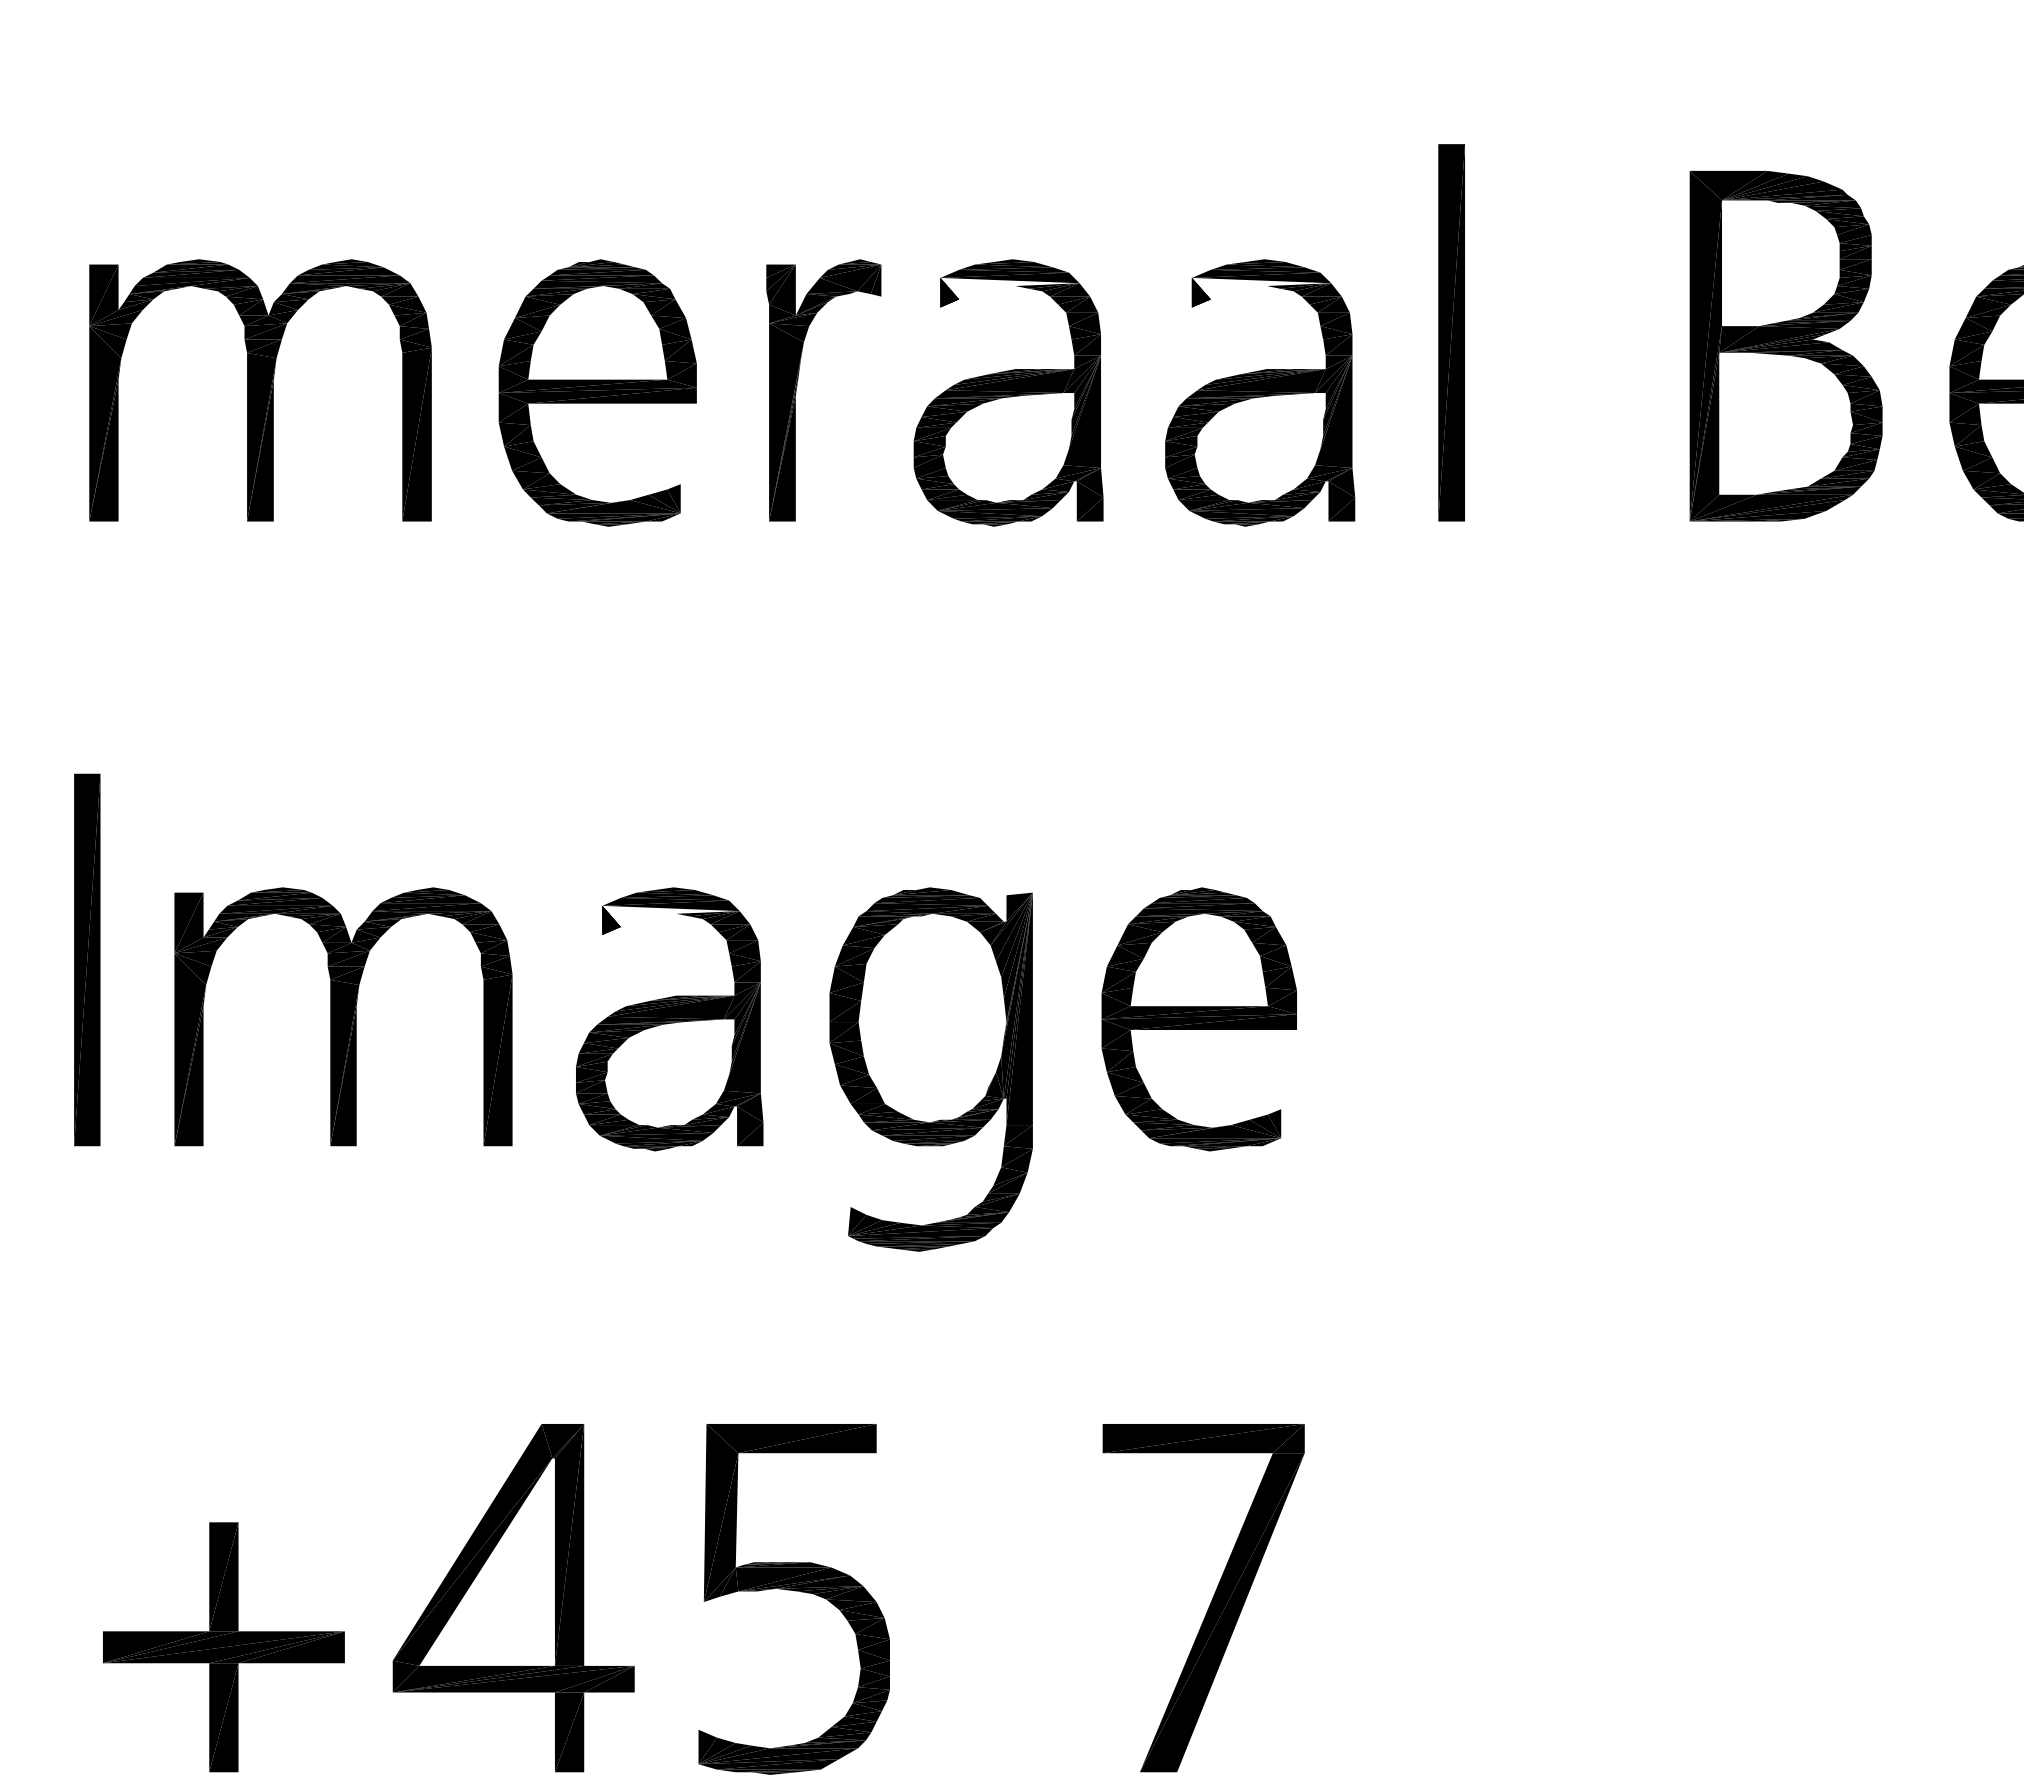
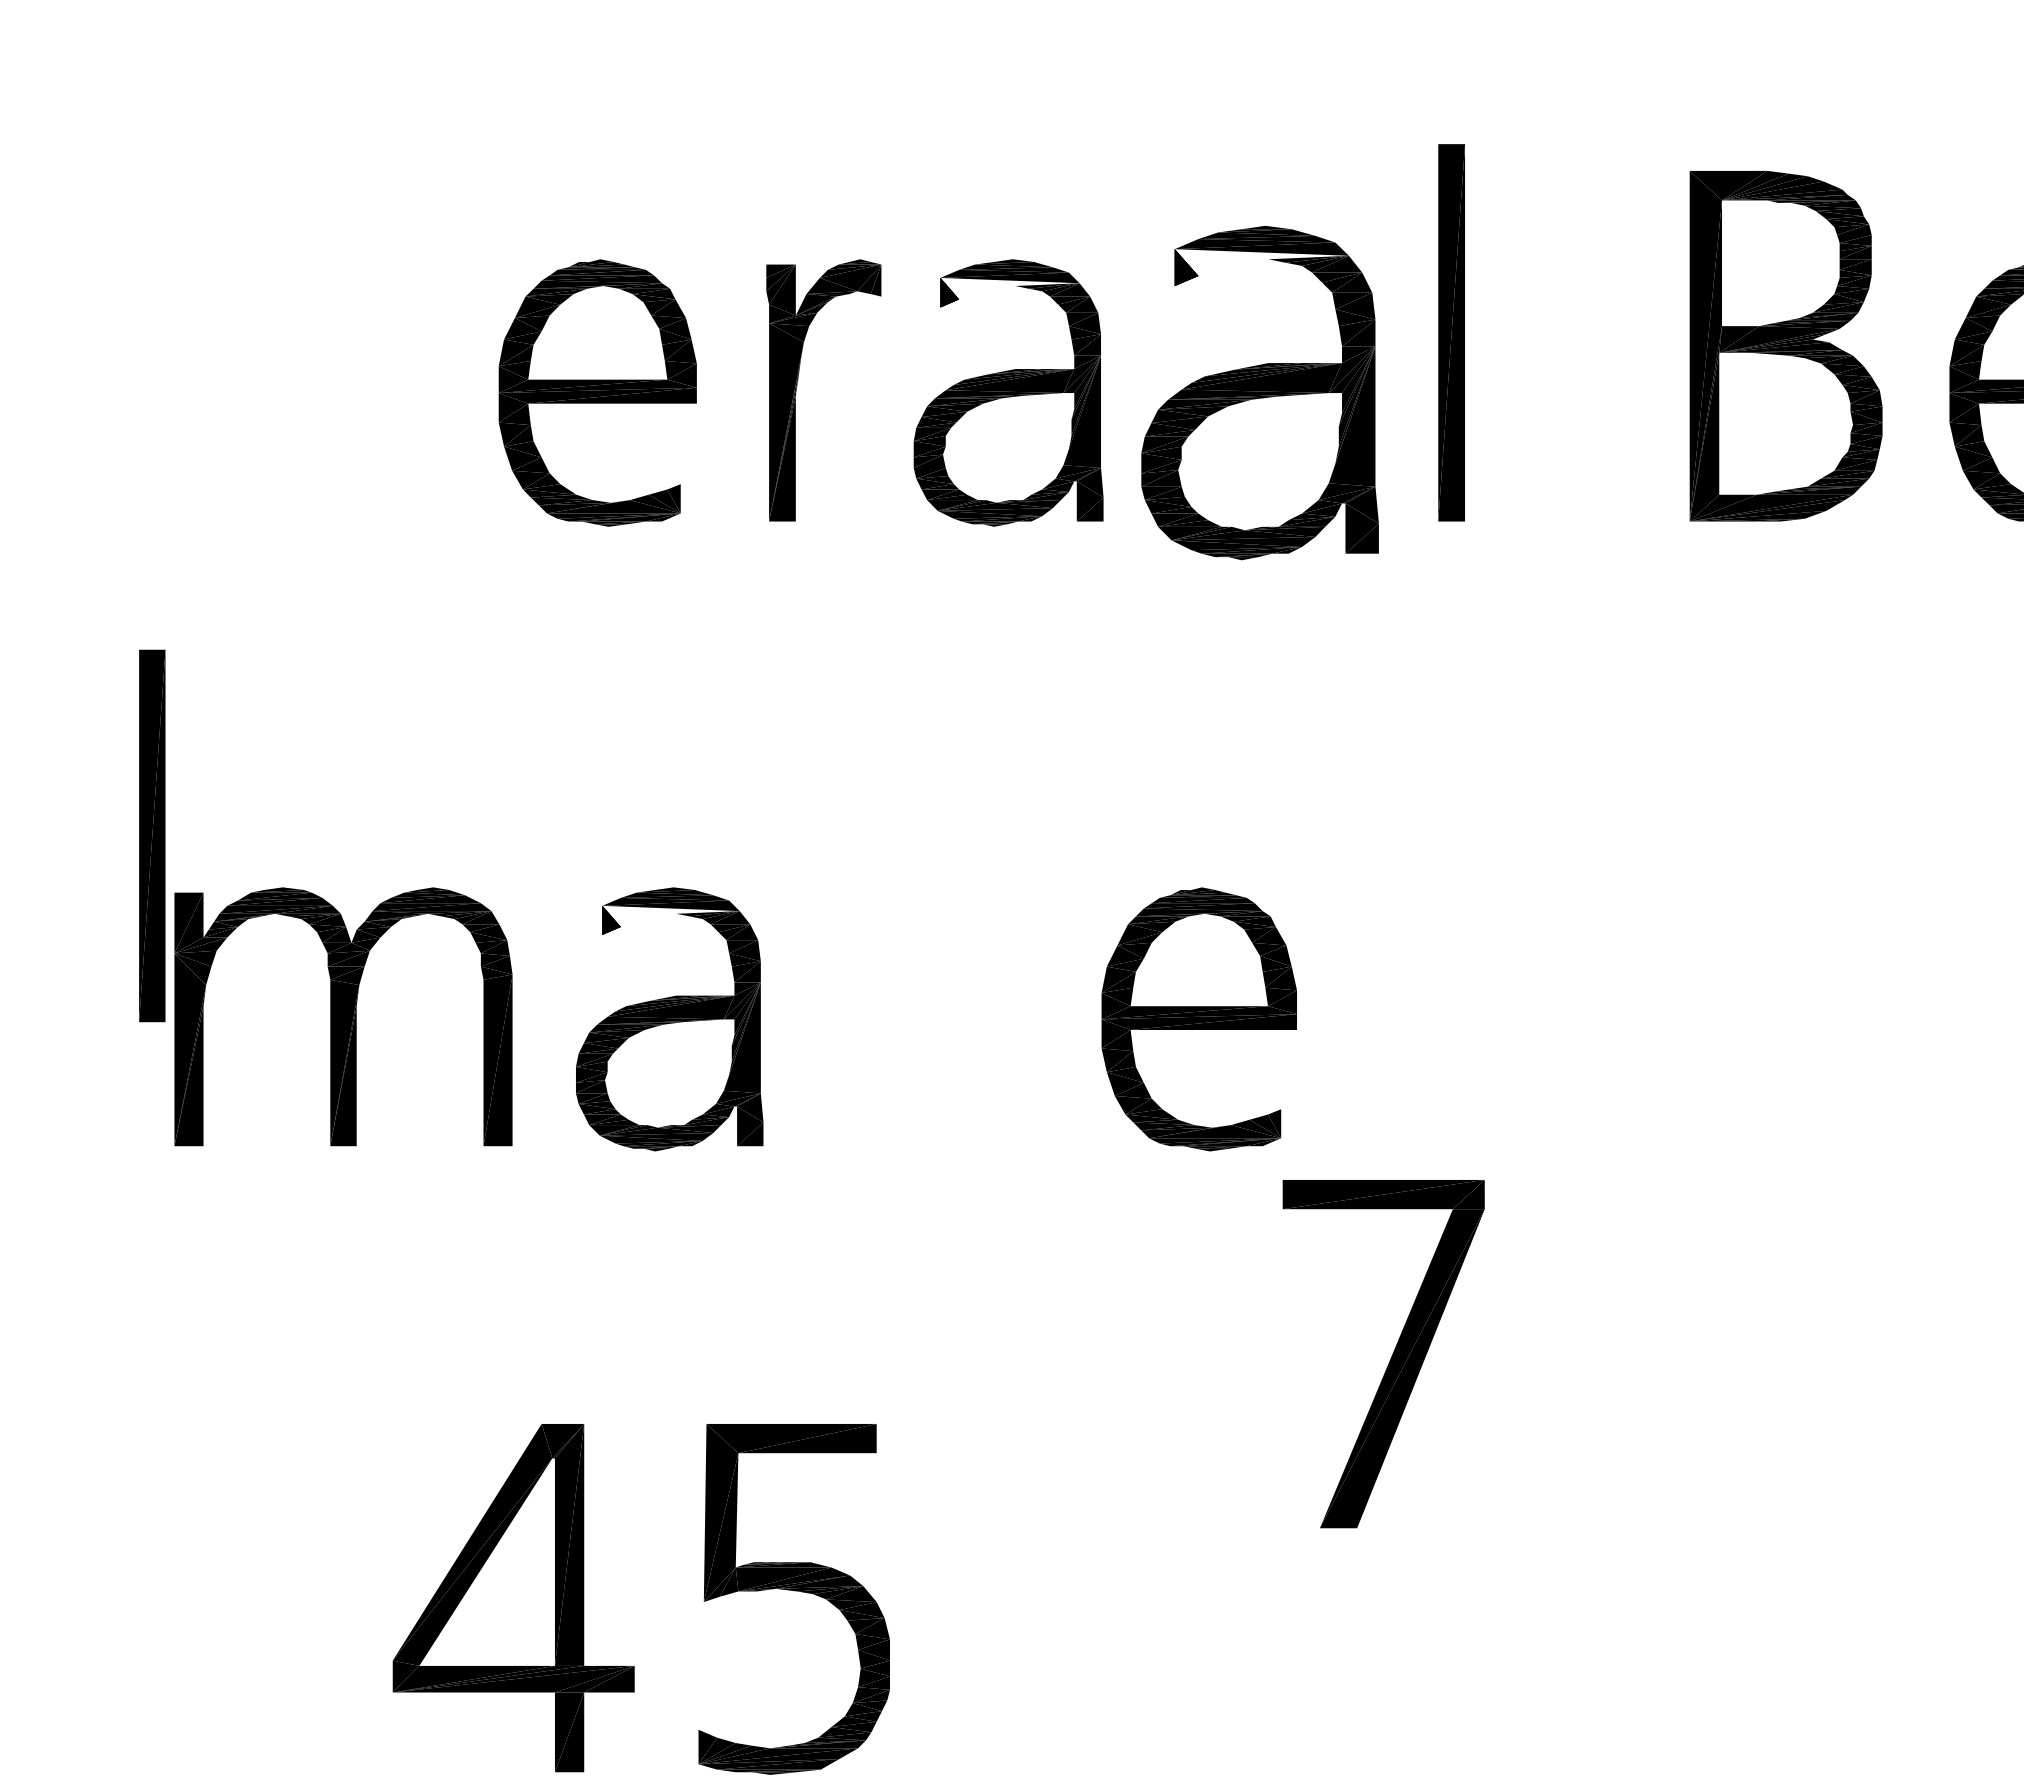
part: present -> none (260, 390)
part size: 191x268 px -> 238x336 px (1259, 392)
part position: (87, 959) -> (152, 835) (152, 835)
part: present -> none (930, 1069)
part position: (1210, 1602) -> (1390, 1358) (1390, 1358)
part: present -> none (223, 1647)
